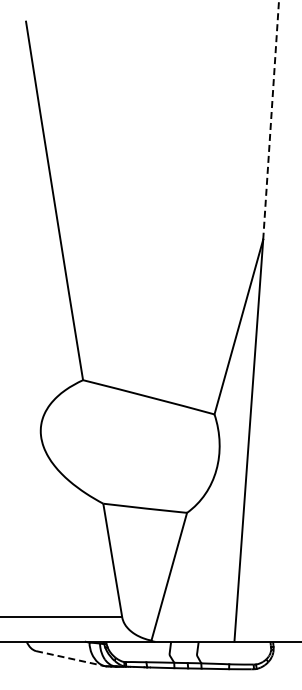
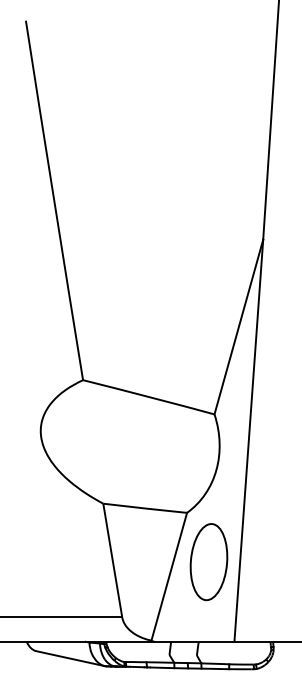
line: dashed -> solid (271, 120)
part: none -> present (208, 562)
line: dashed -> solid (70, 658)
